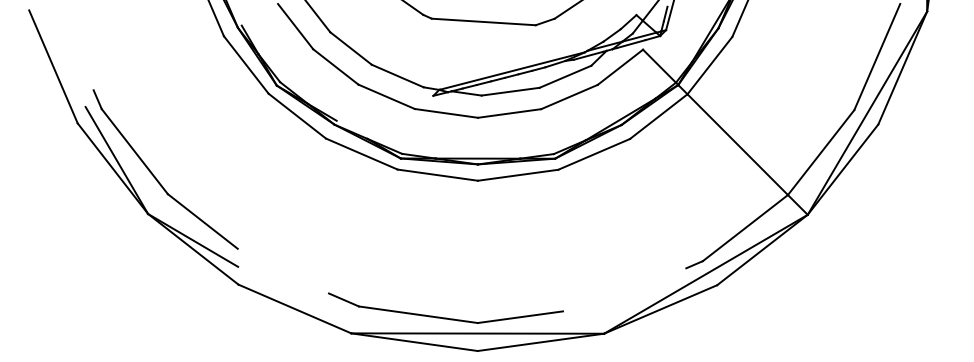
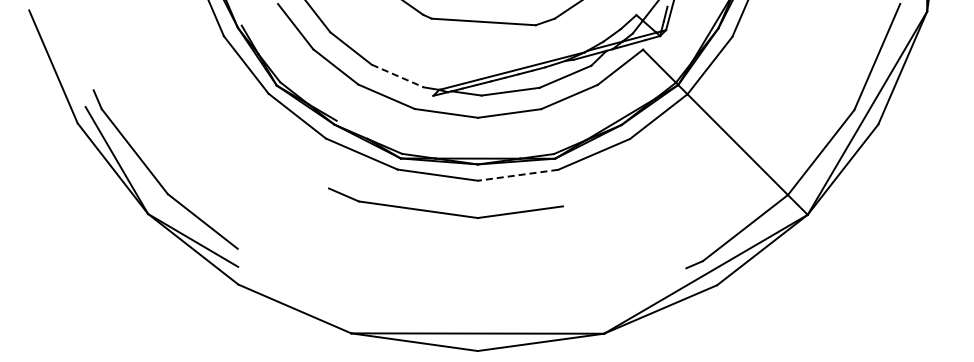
line: solid -> dashed (398, 76)
line: solid -> dashed (518, 175)
part position: (445, 317) -> (445, 212) (445, 212)
